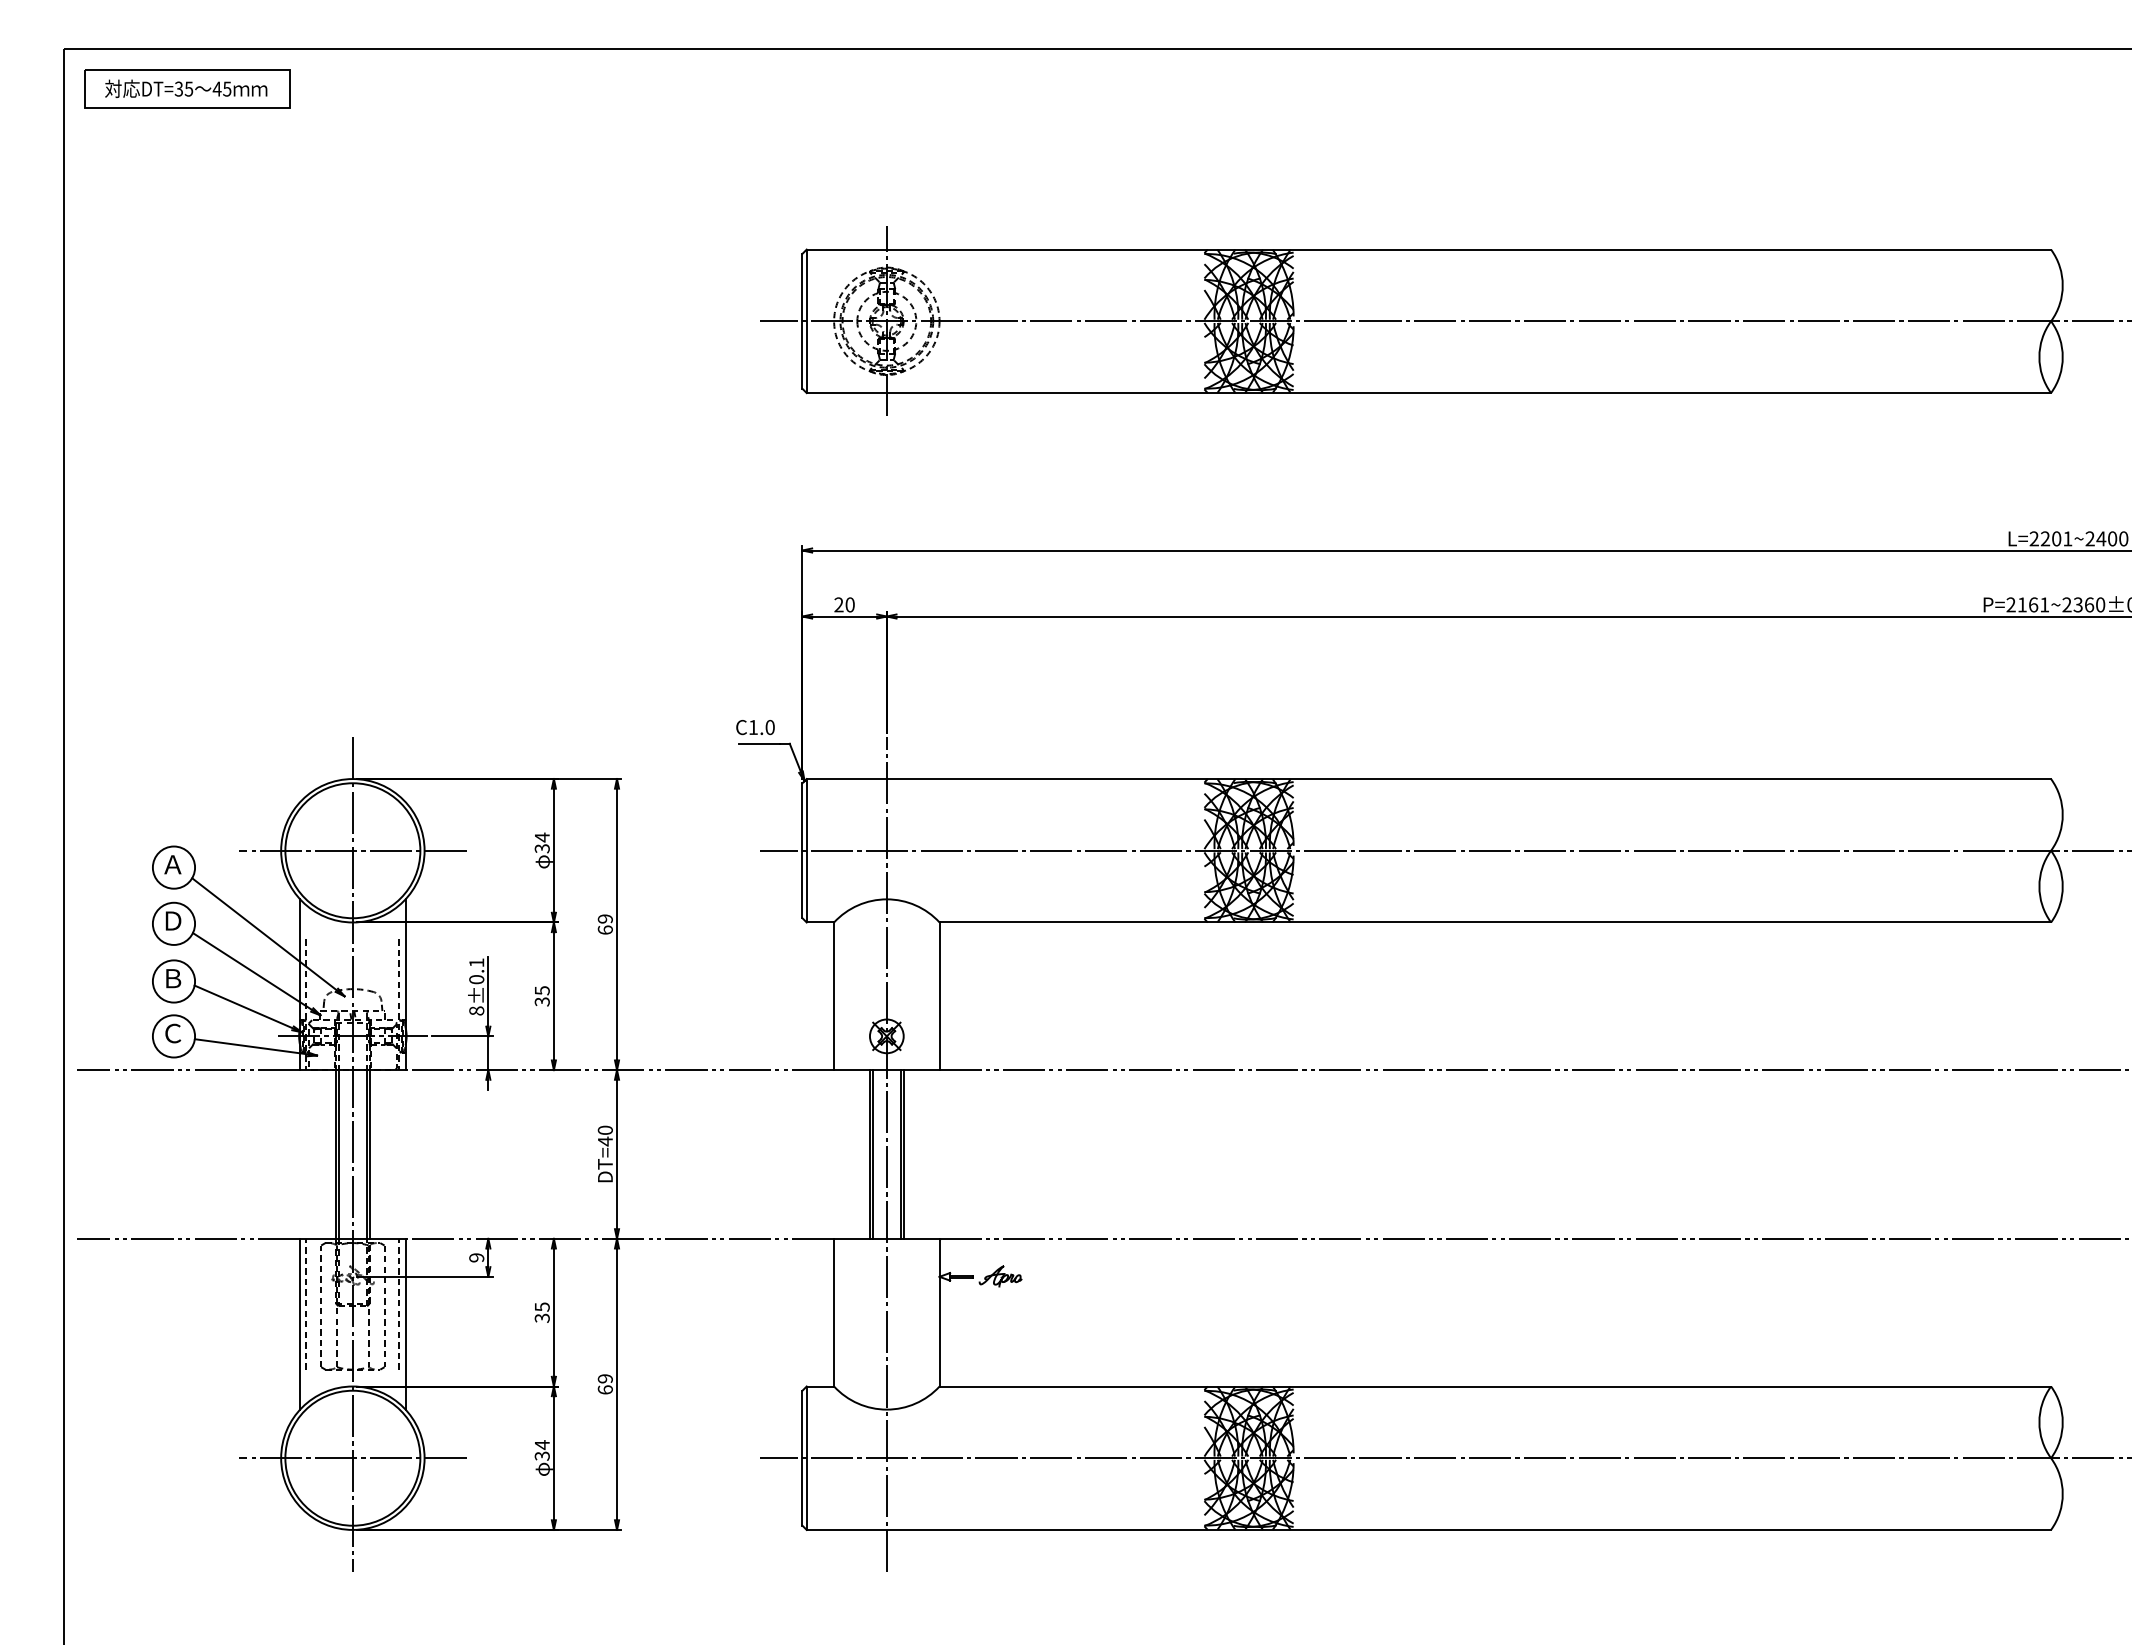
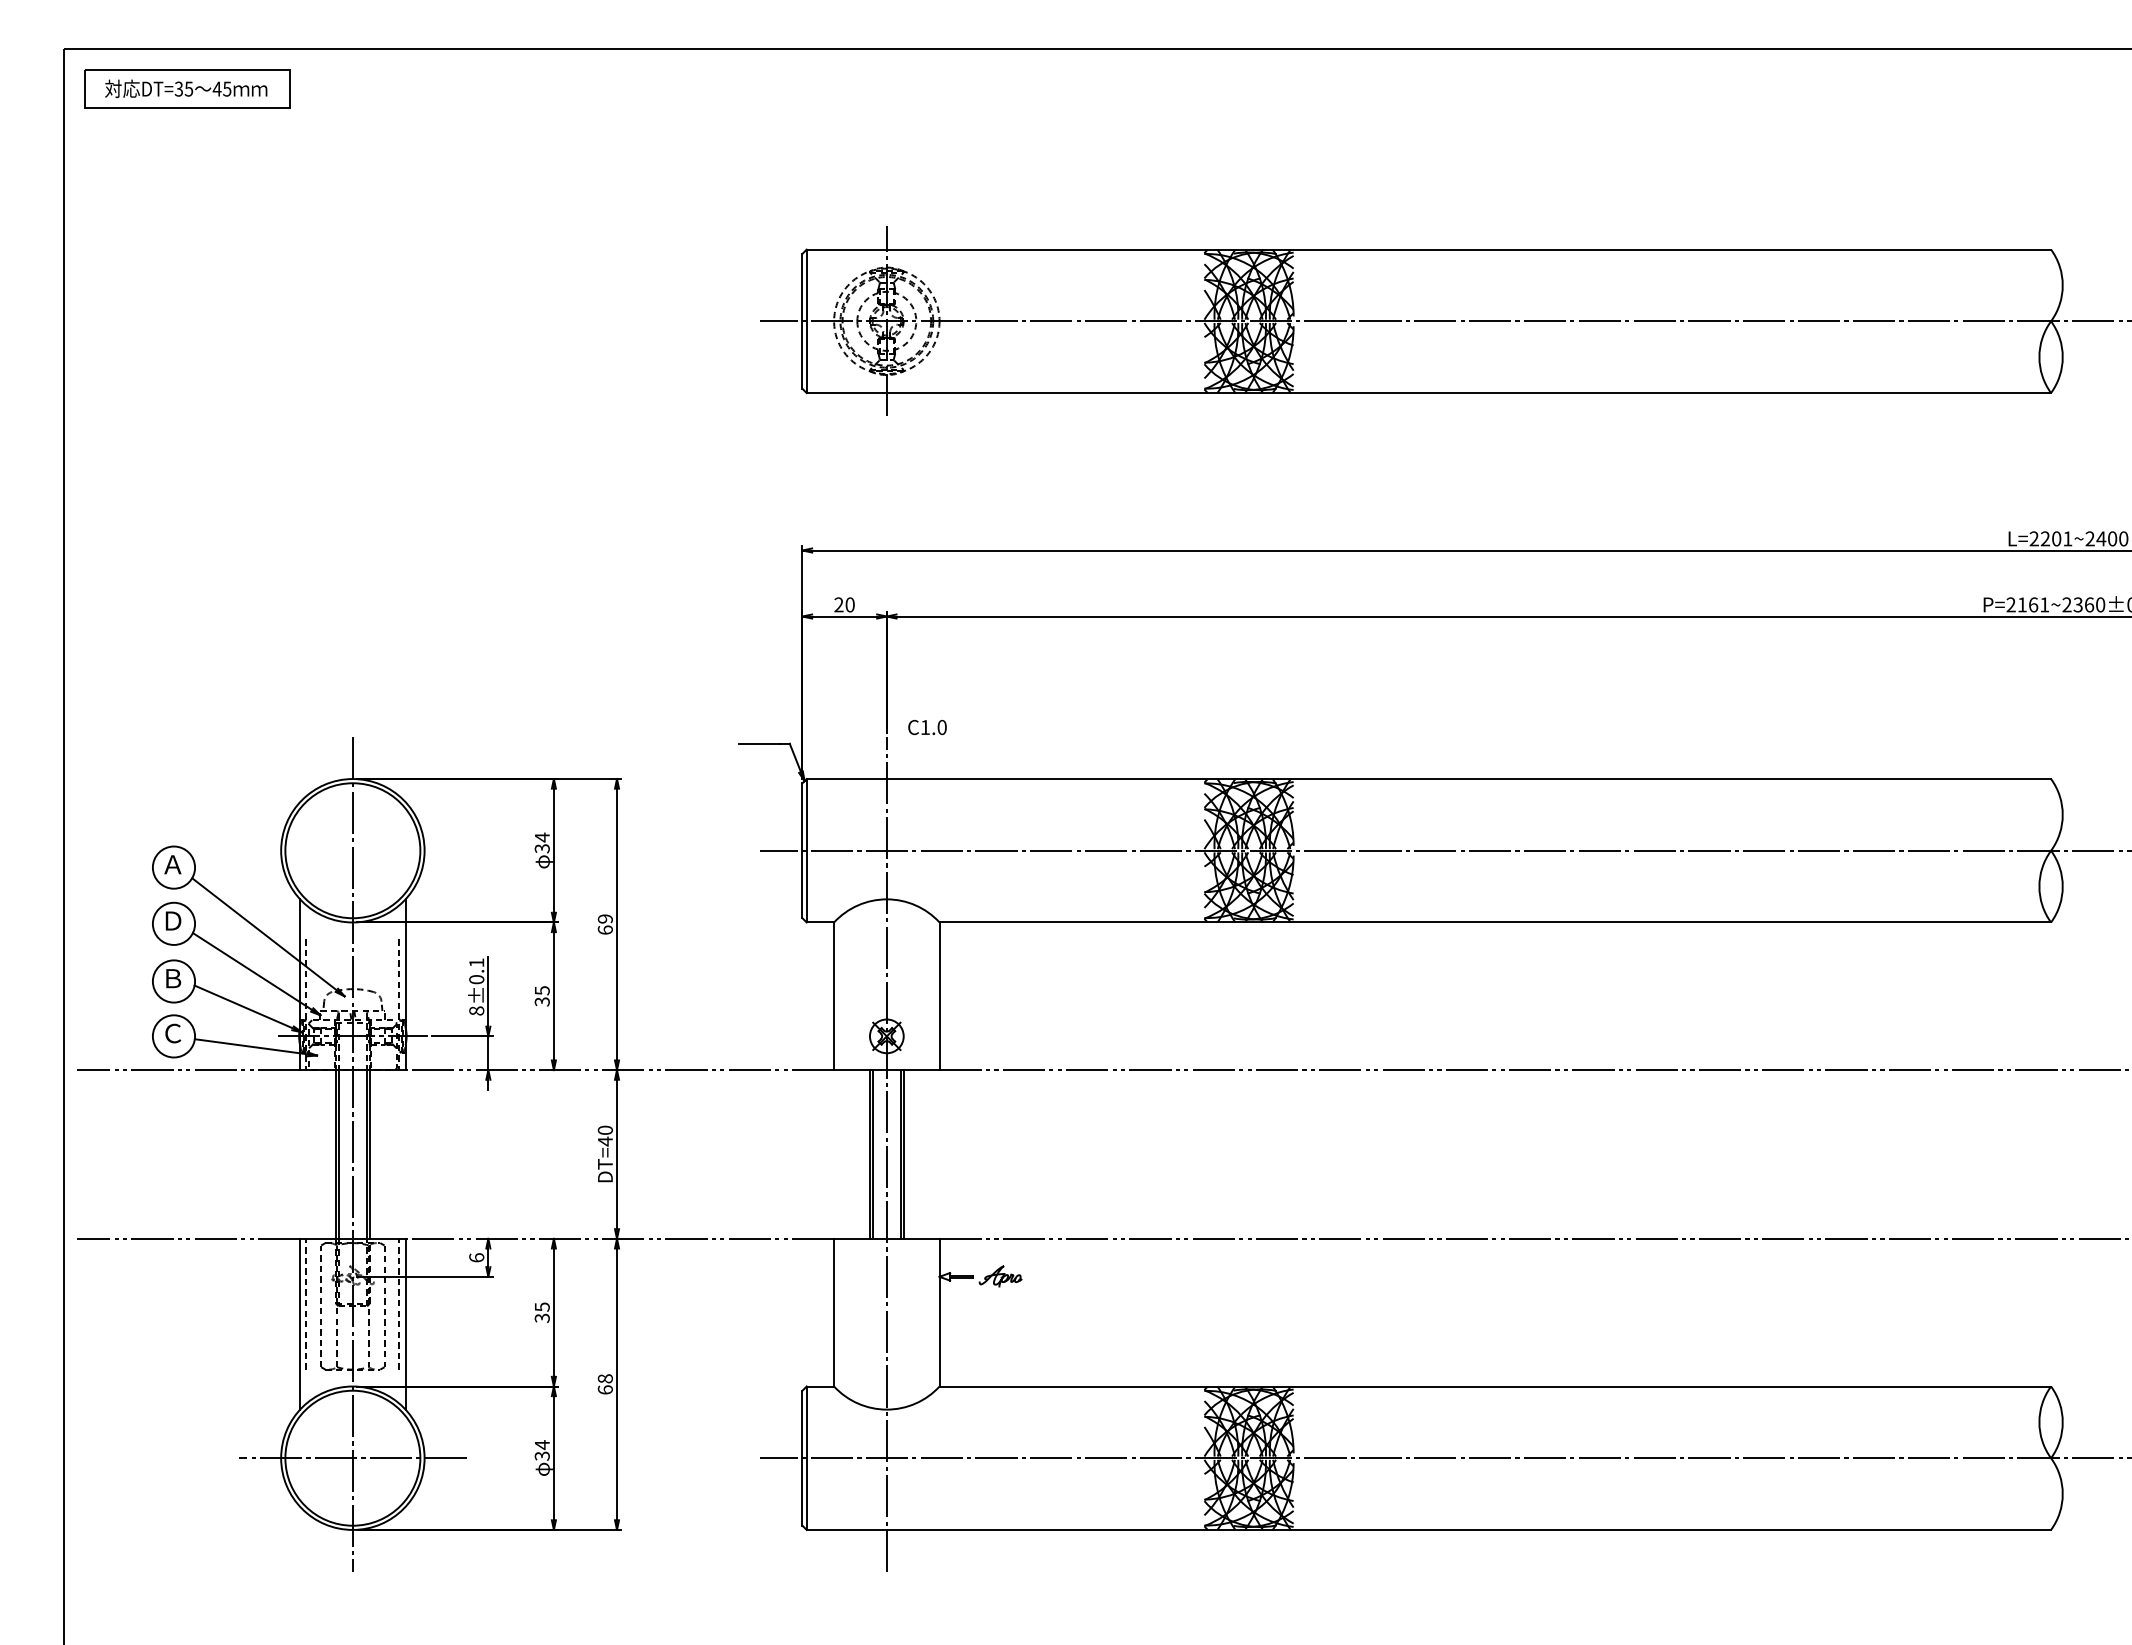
text position: (755, 727) -> (927, 727) (927, 727)
line: present -> none (352, 850)
text: 9 -> 6 (476, 1257)
text: 69 -> 68 (605, 1378)
